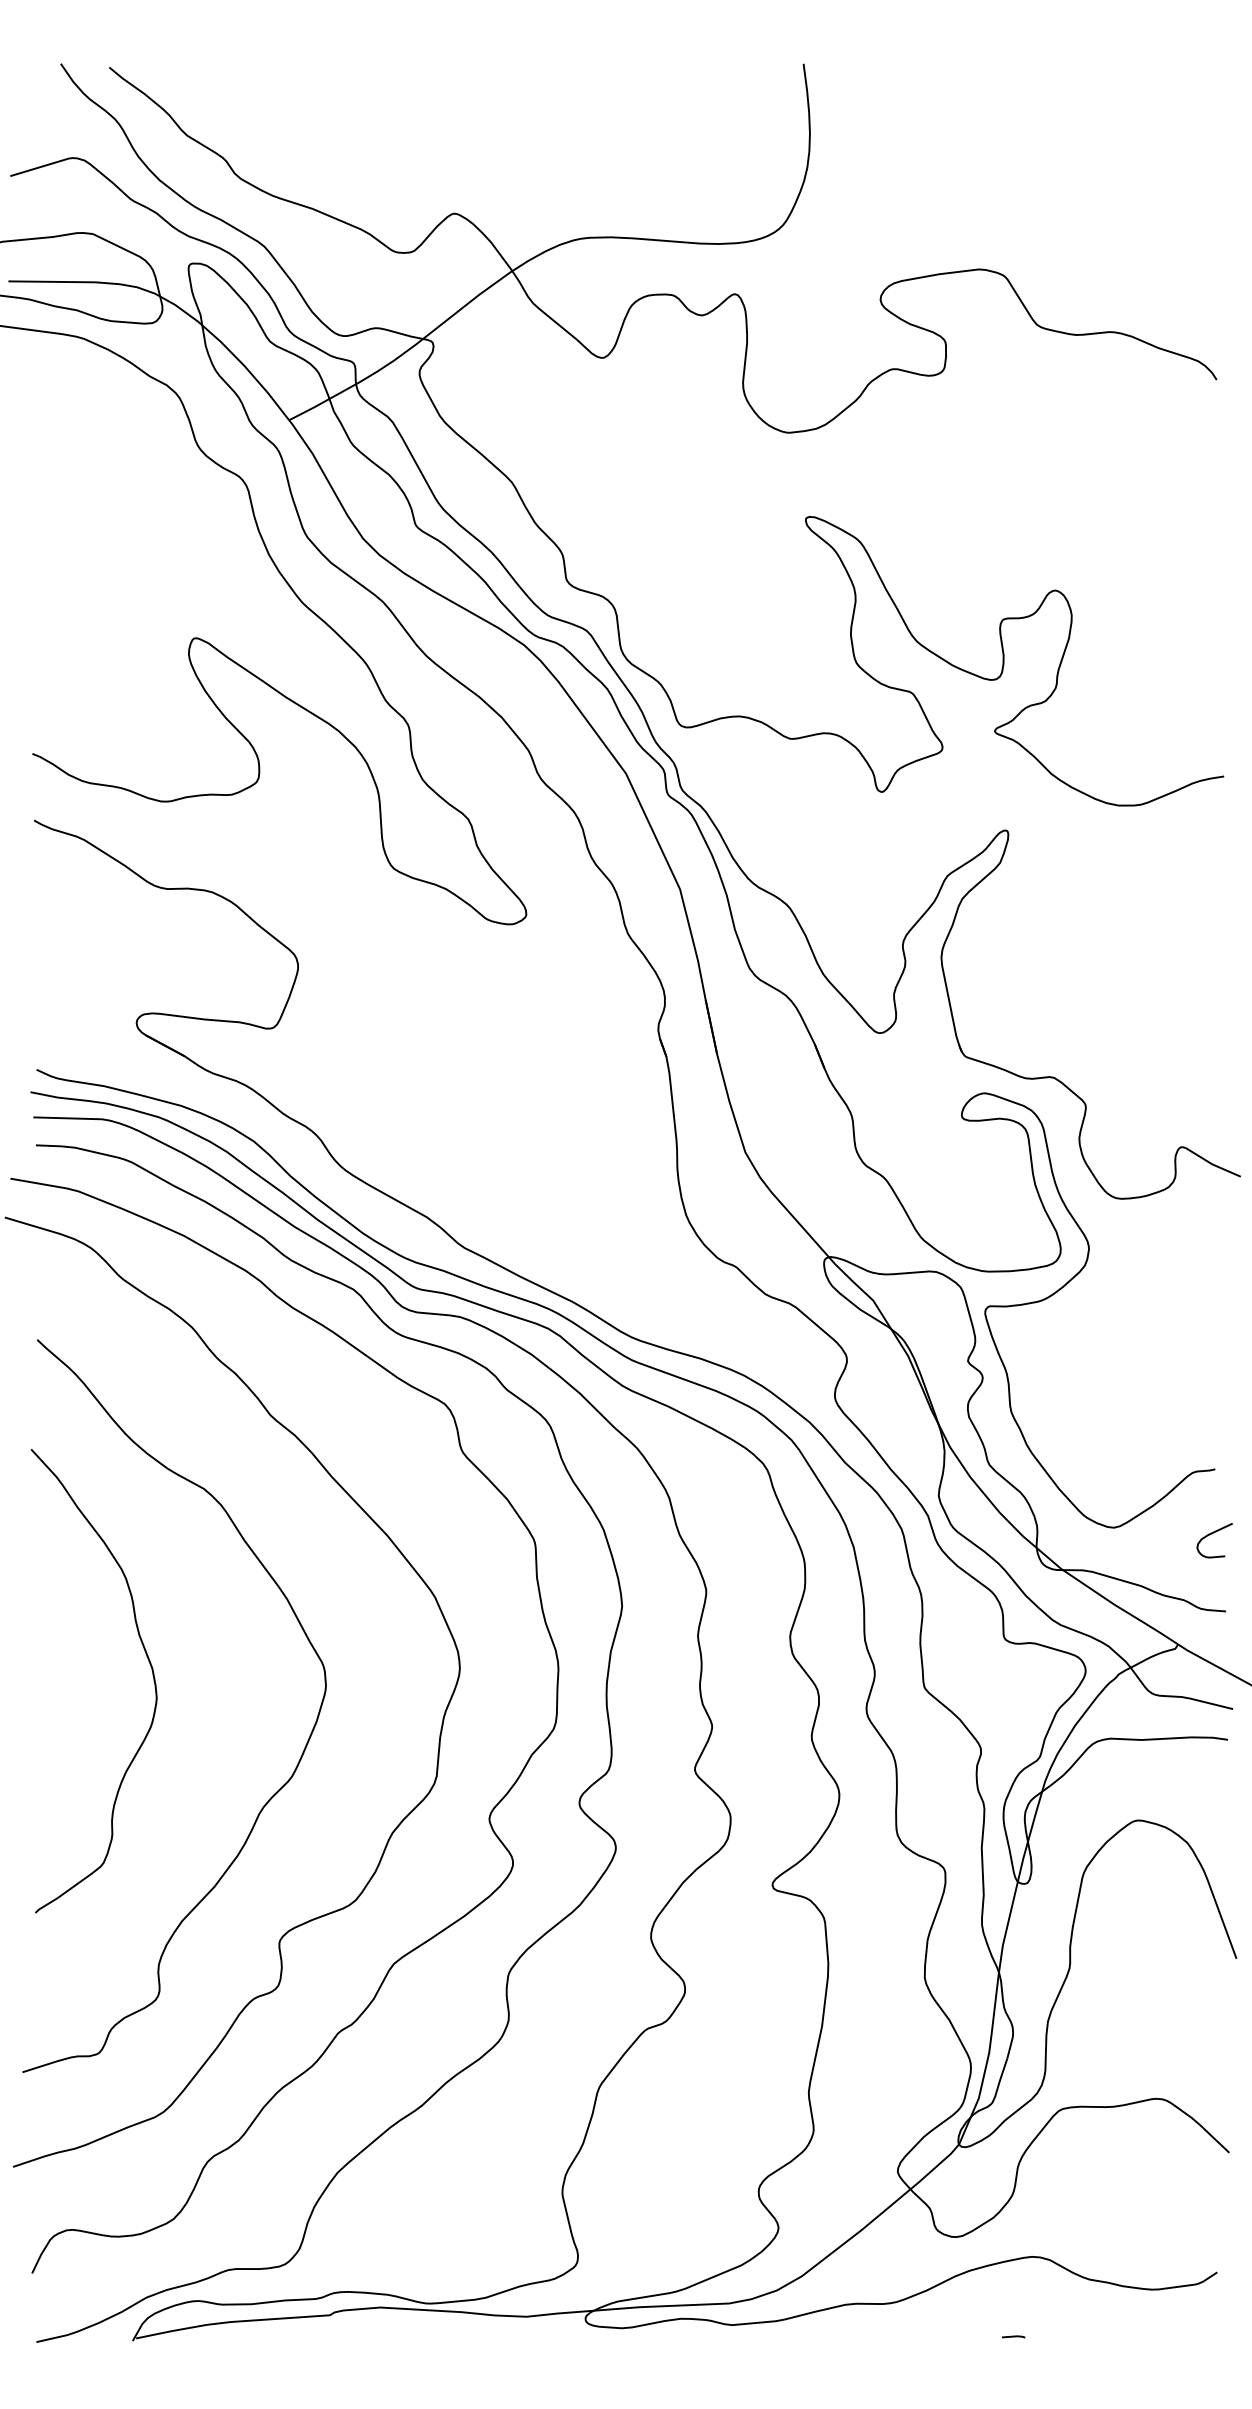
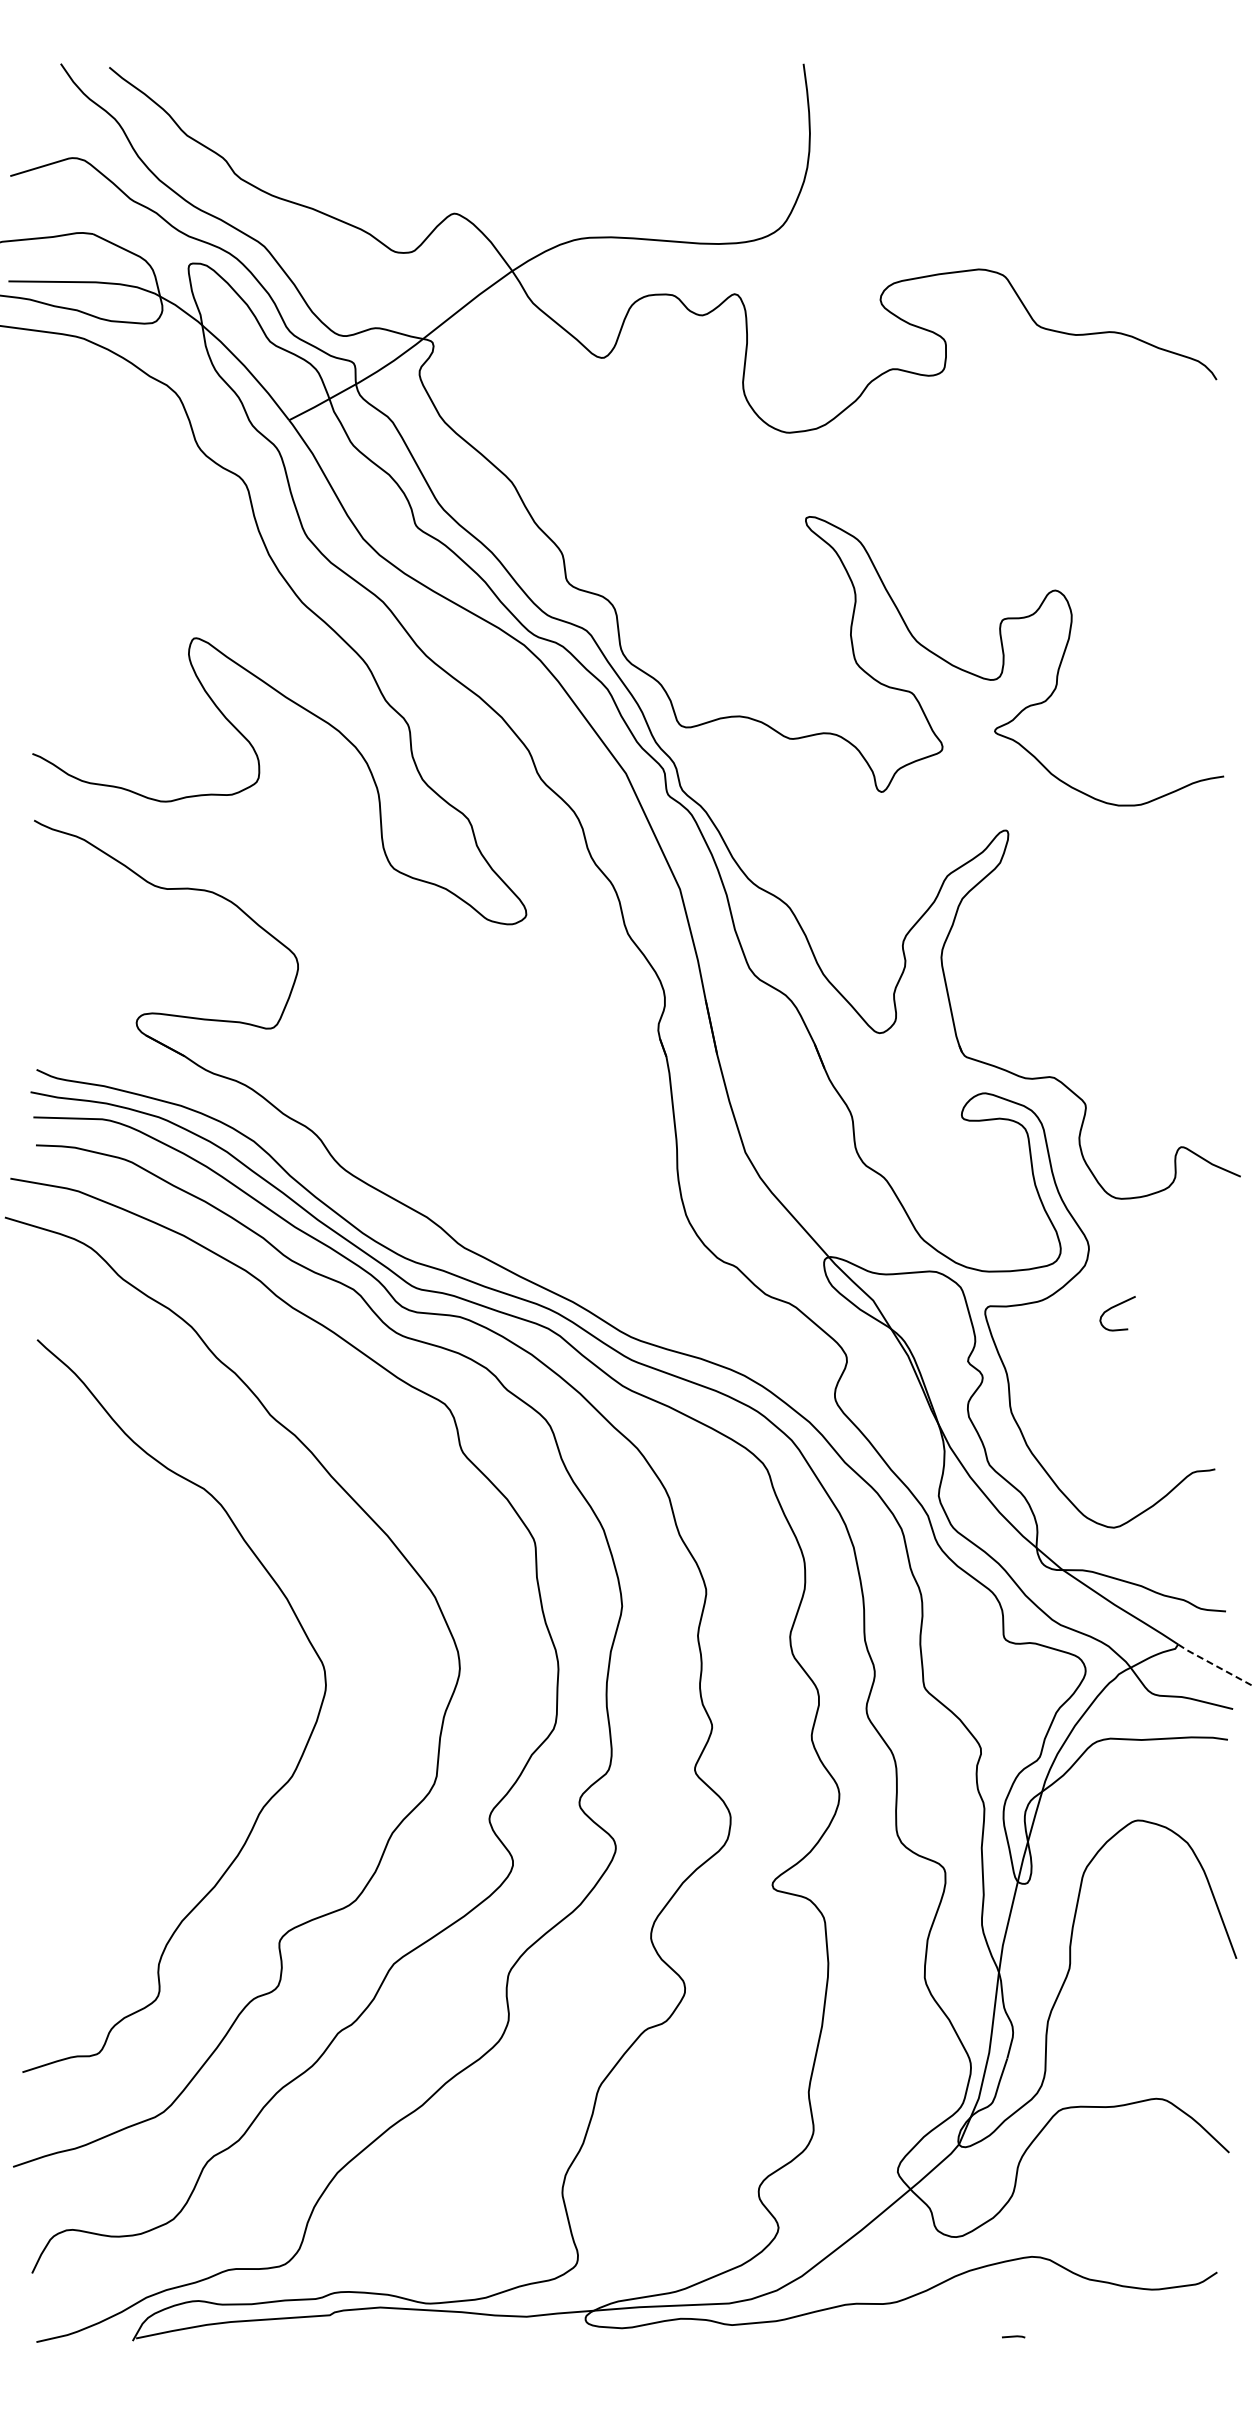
curve position: (1211, 1534) -> (1114, 1307) (1114, 1307)
curve: present -> none (147, 1659)
line: solid -> dashed (1213, 1664)
